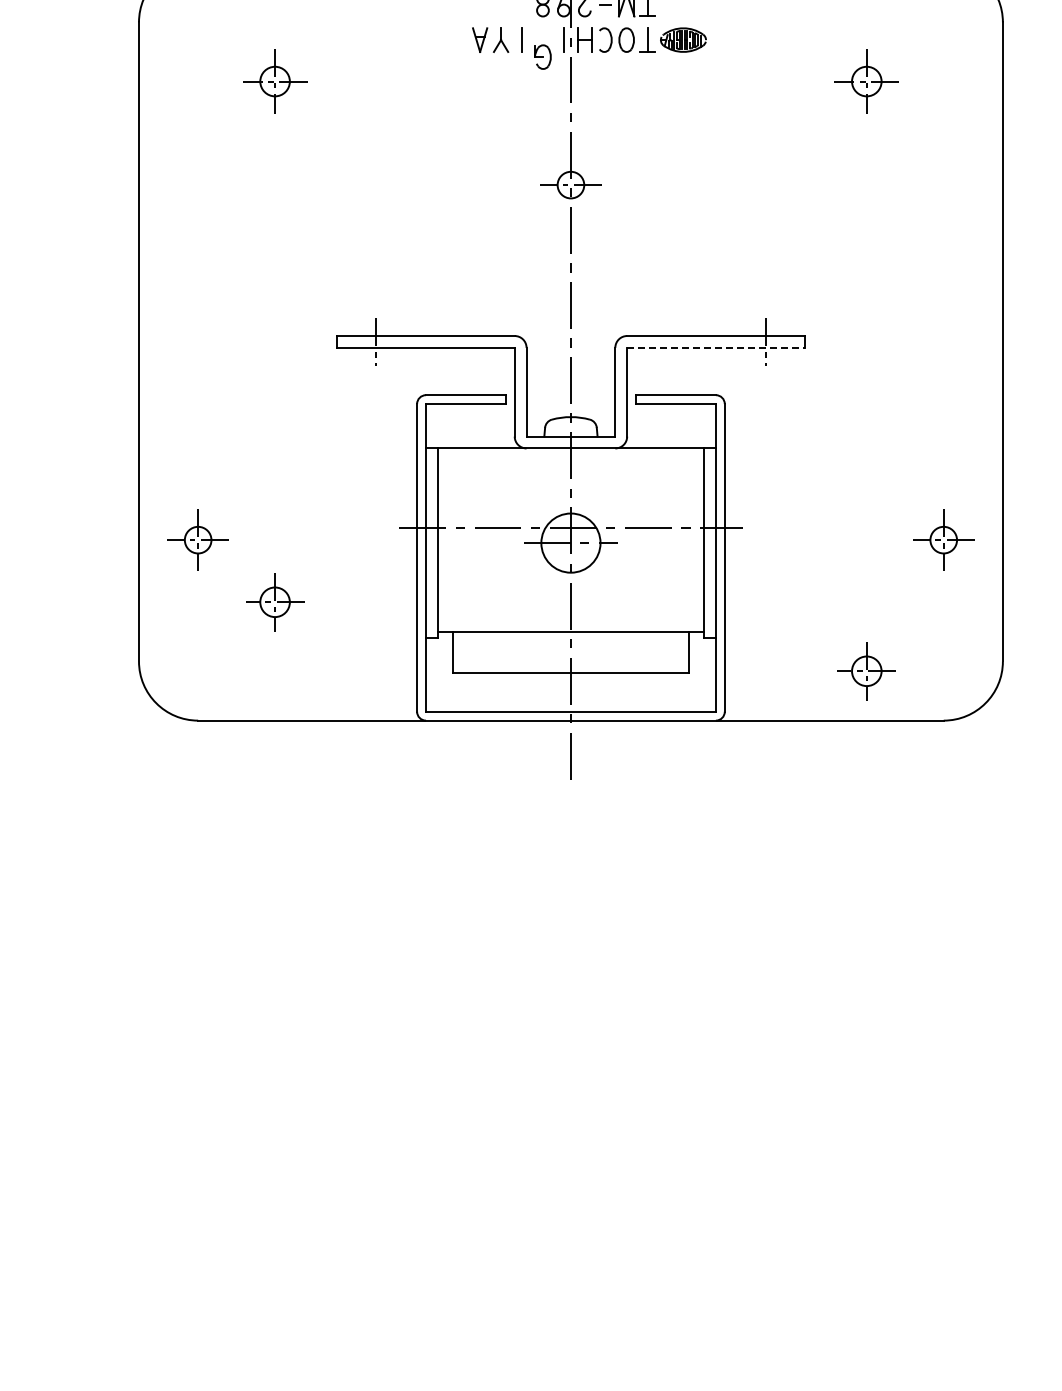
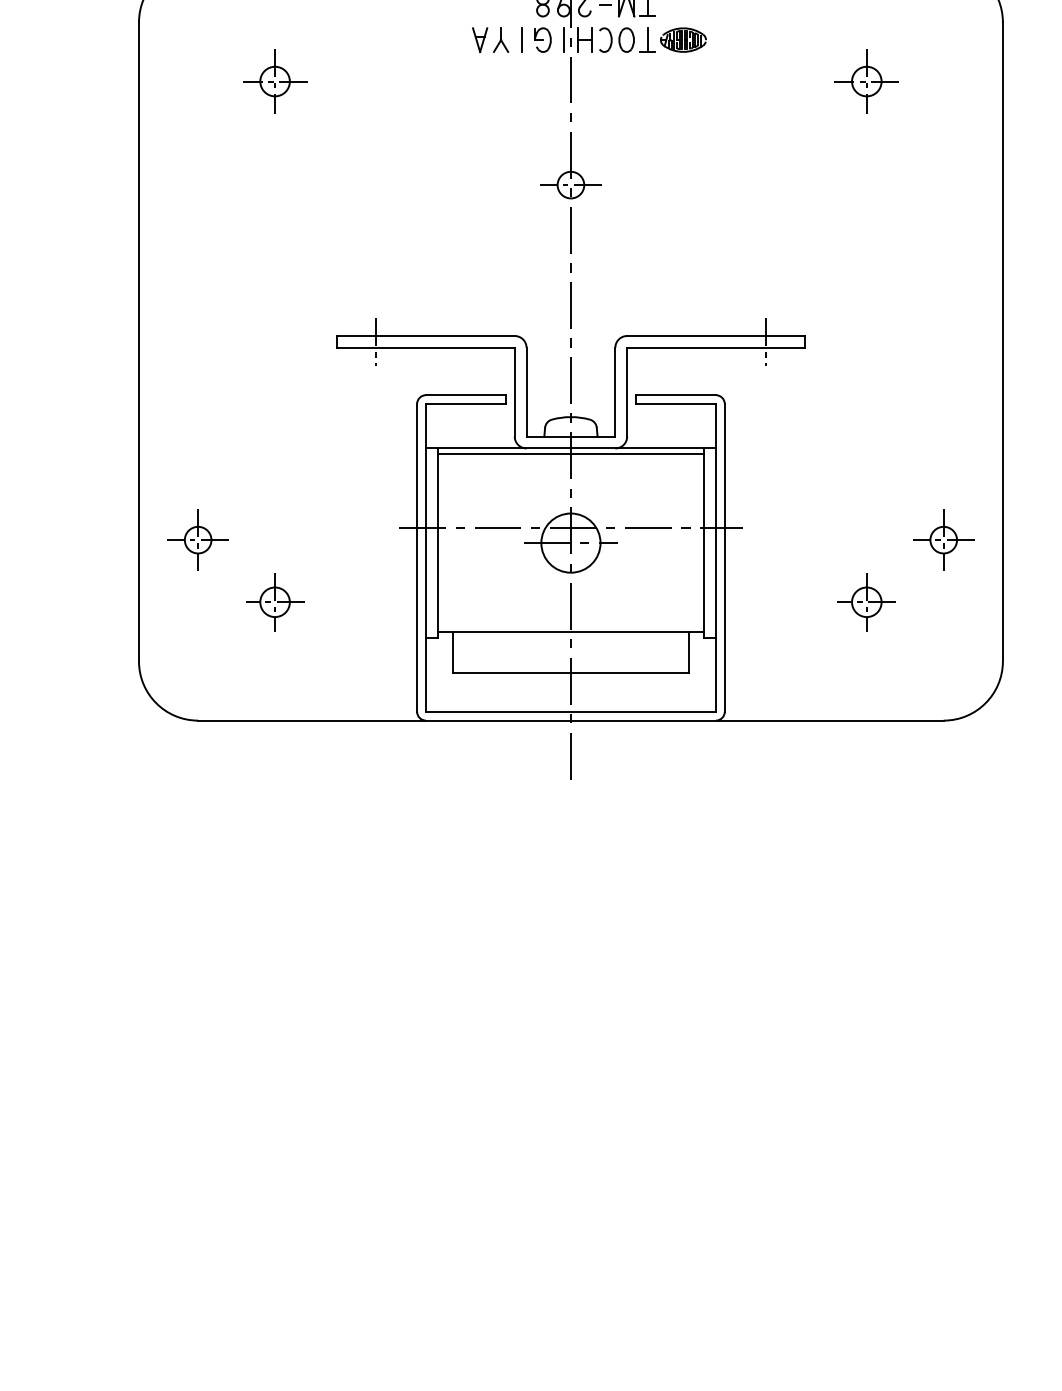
part position: (542, 56) -> (542, 39) (542, 39)
line: dashed -> solid (715, 347)
line: none -> present (570, 454)
part position: (866, 671) -> (866, 602) (866, 602)
